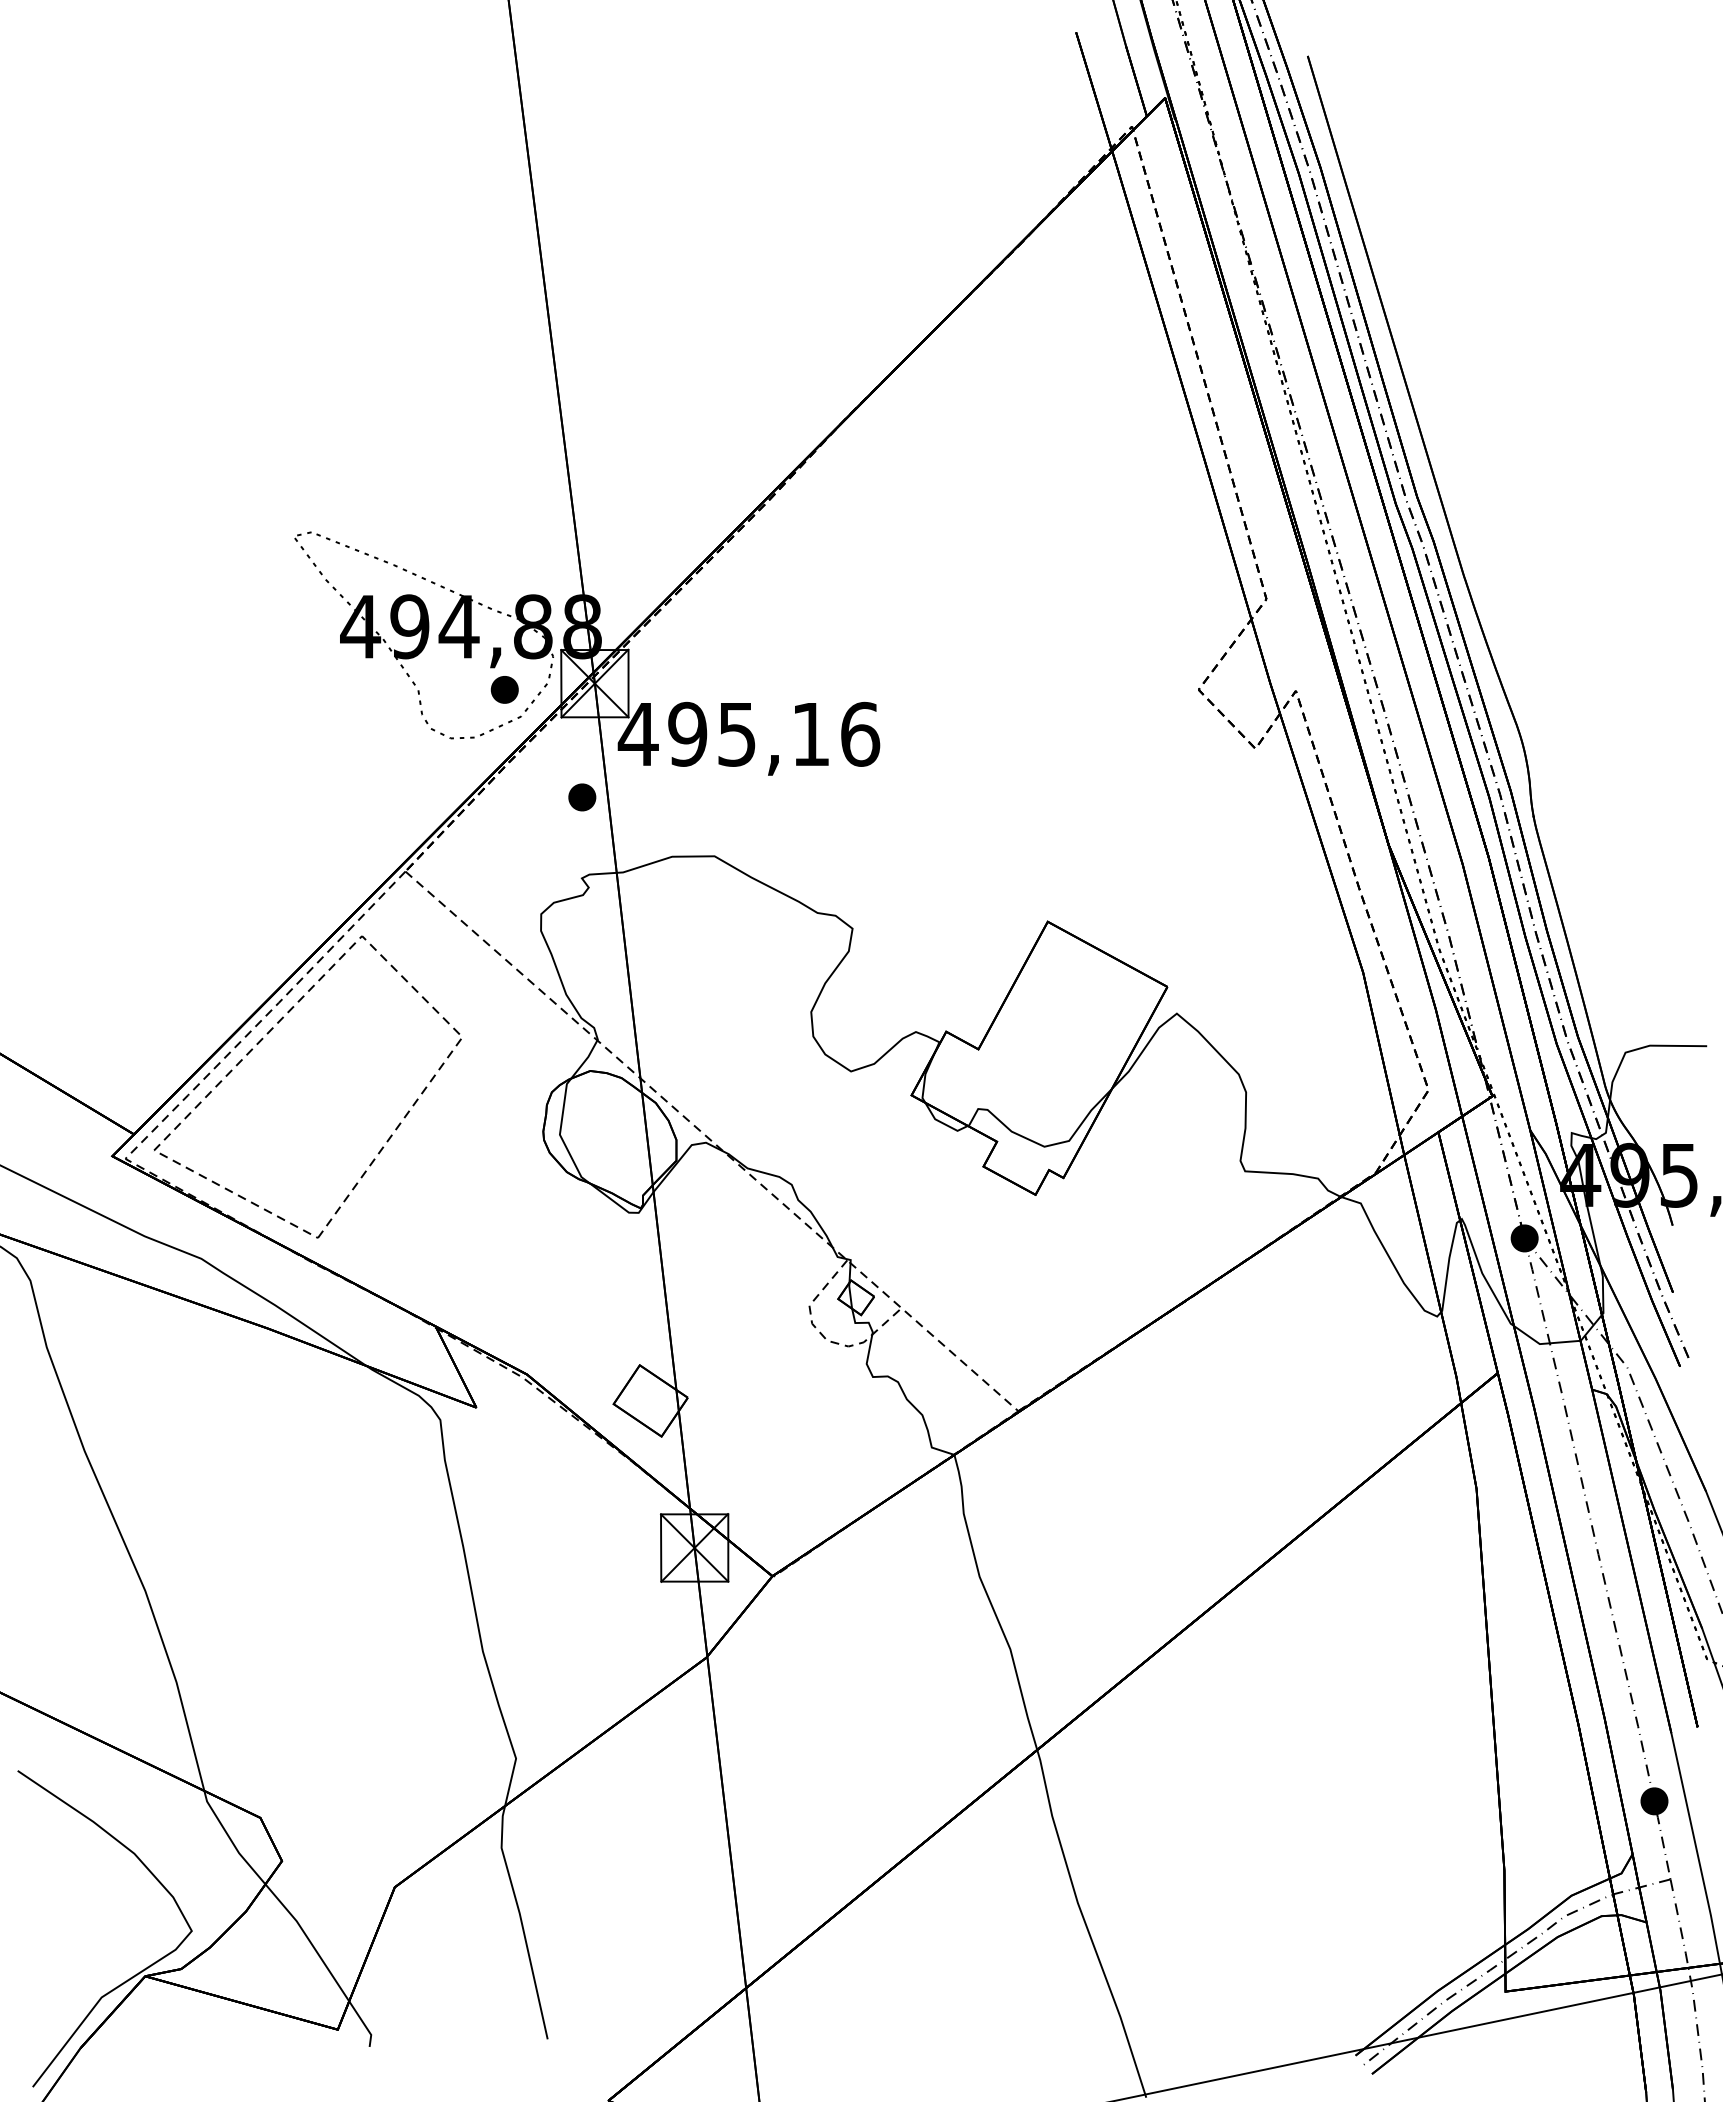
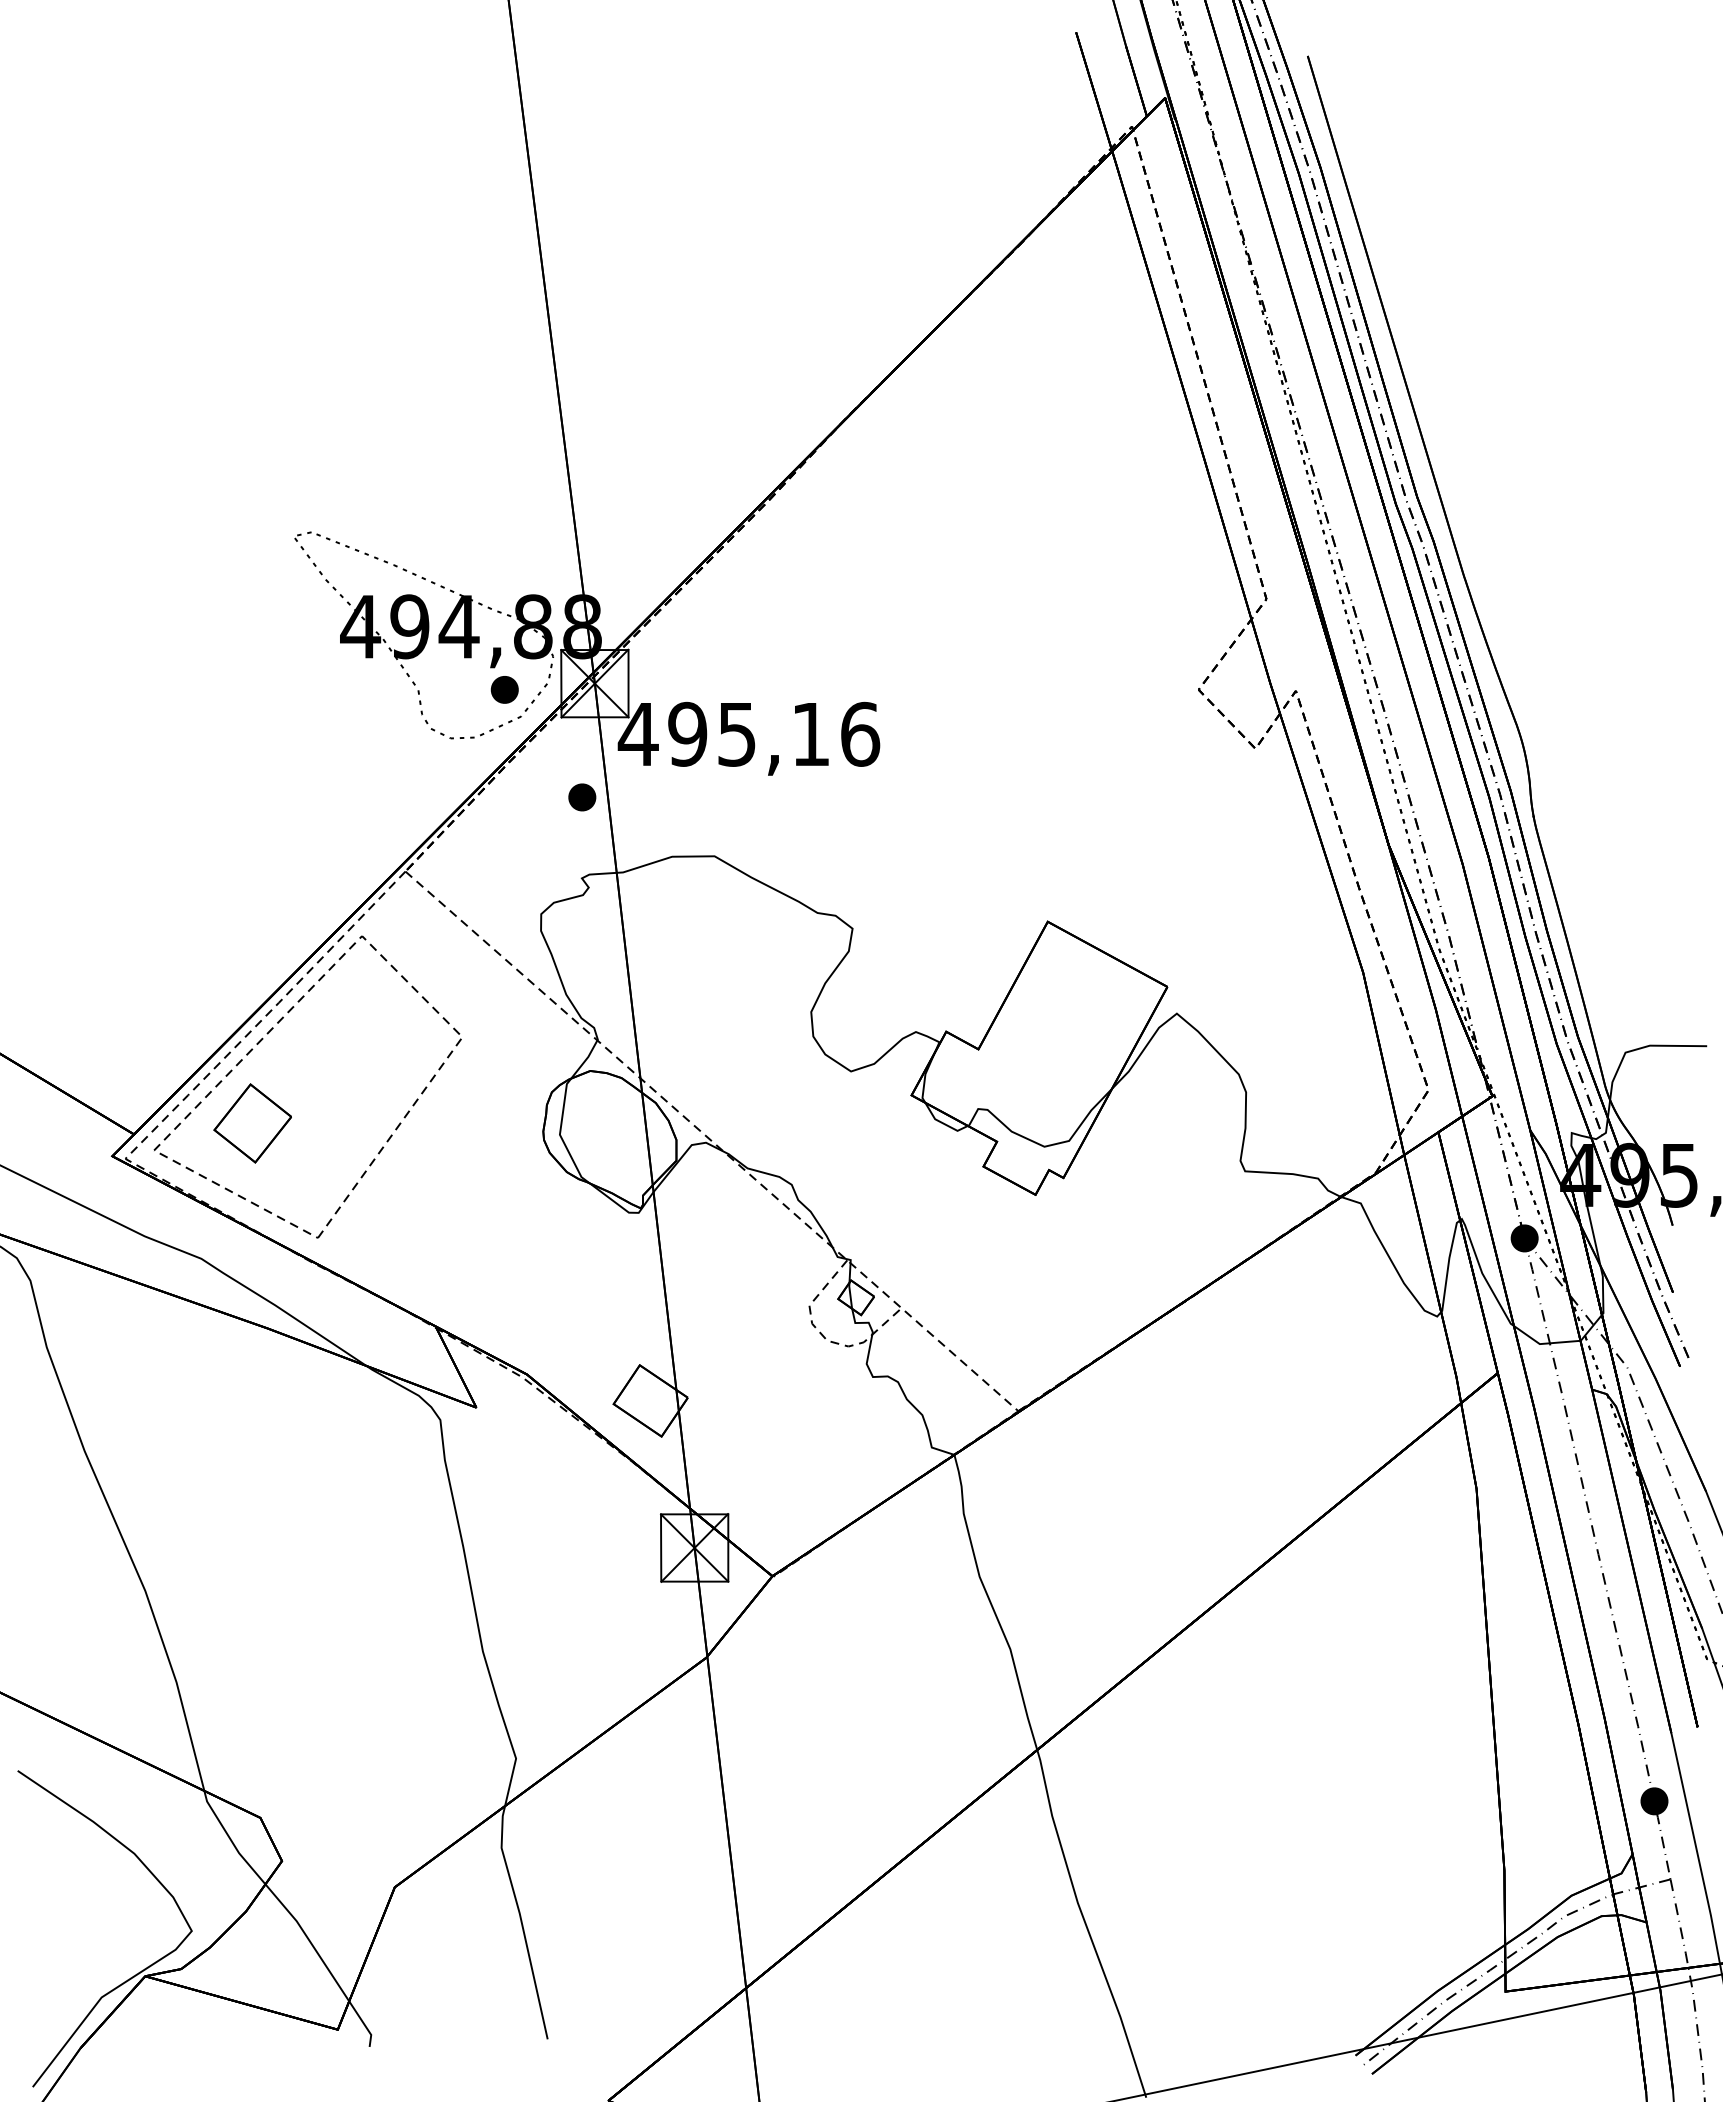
part: none -> present (252, 1123)
